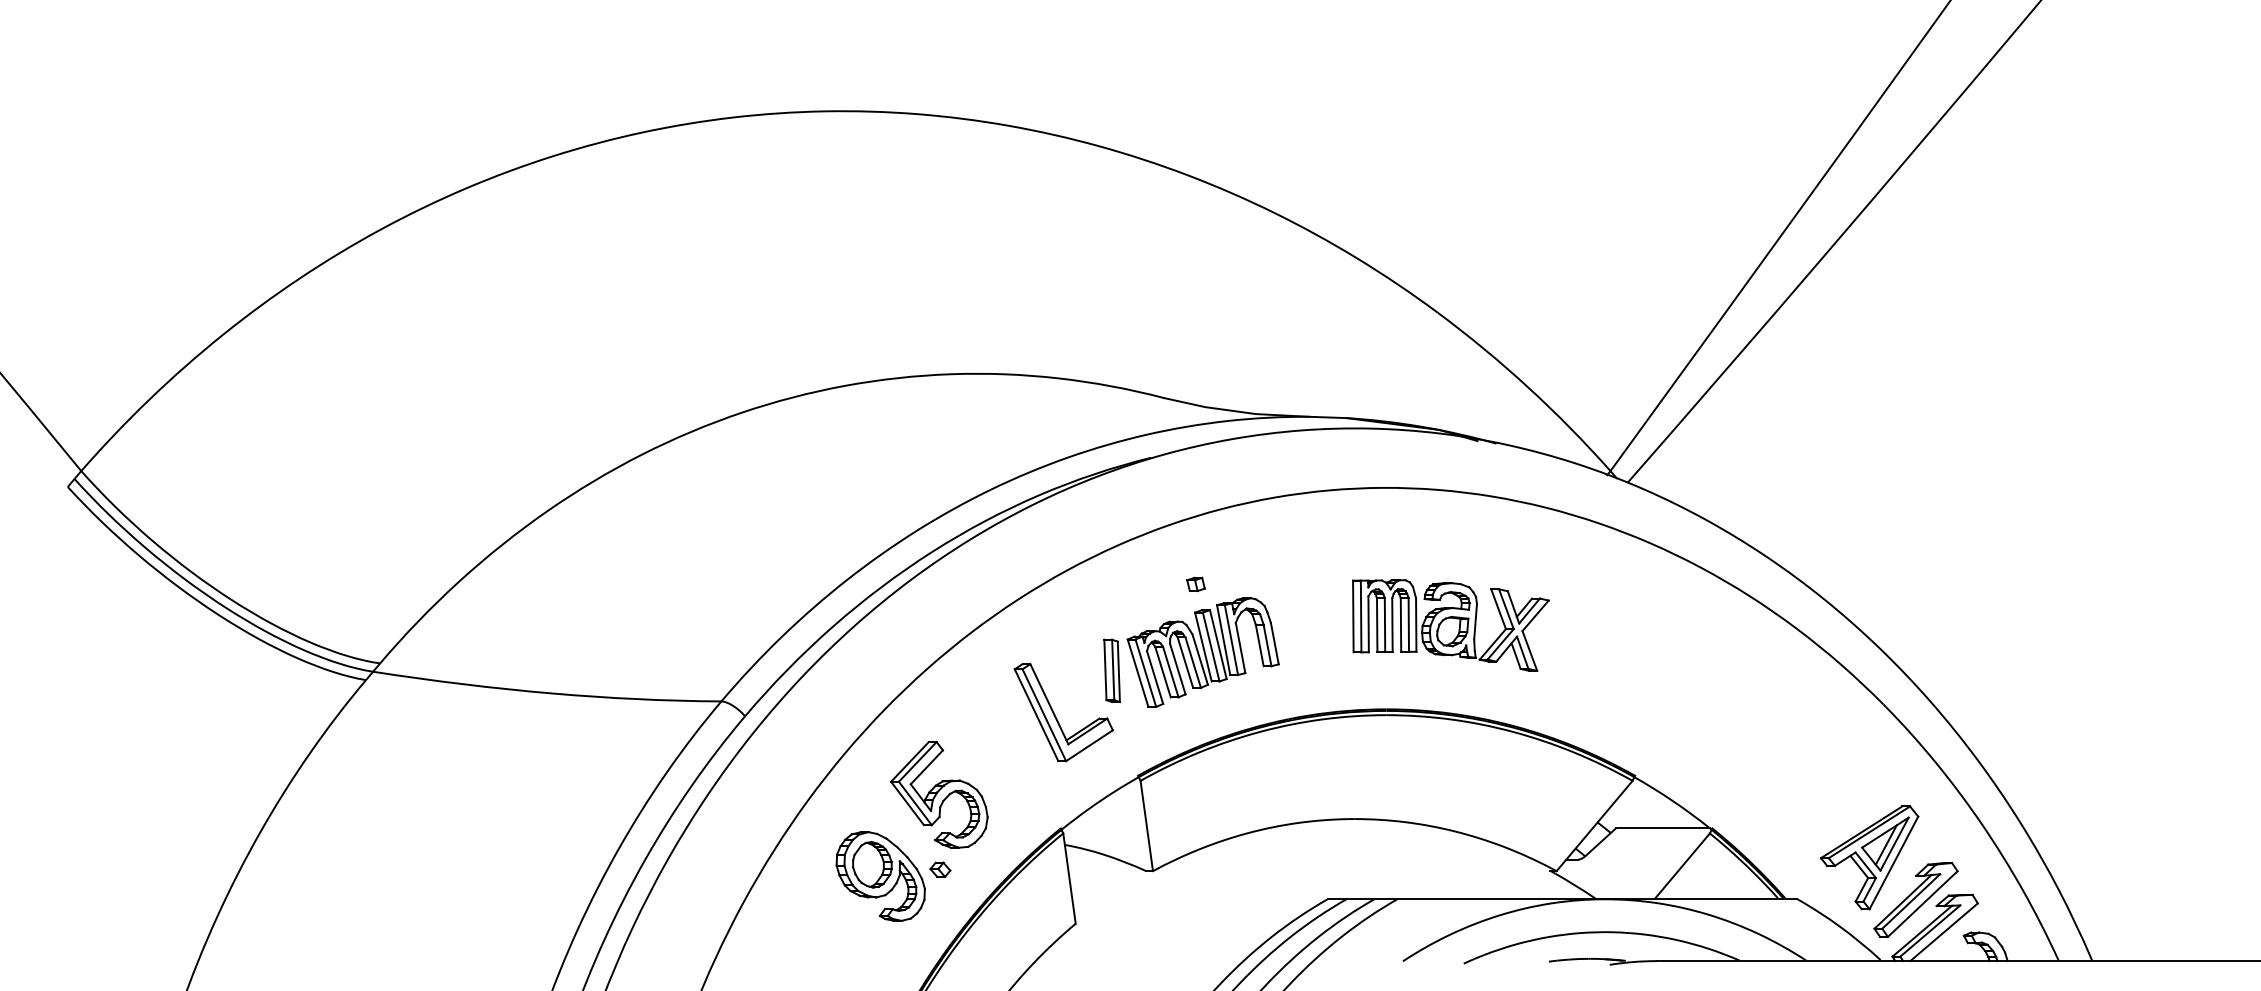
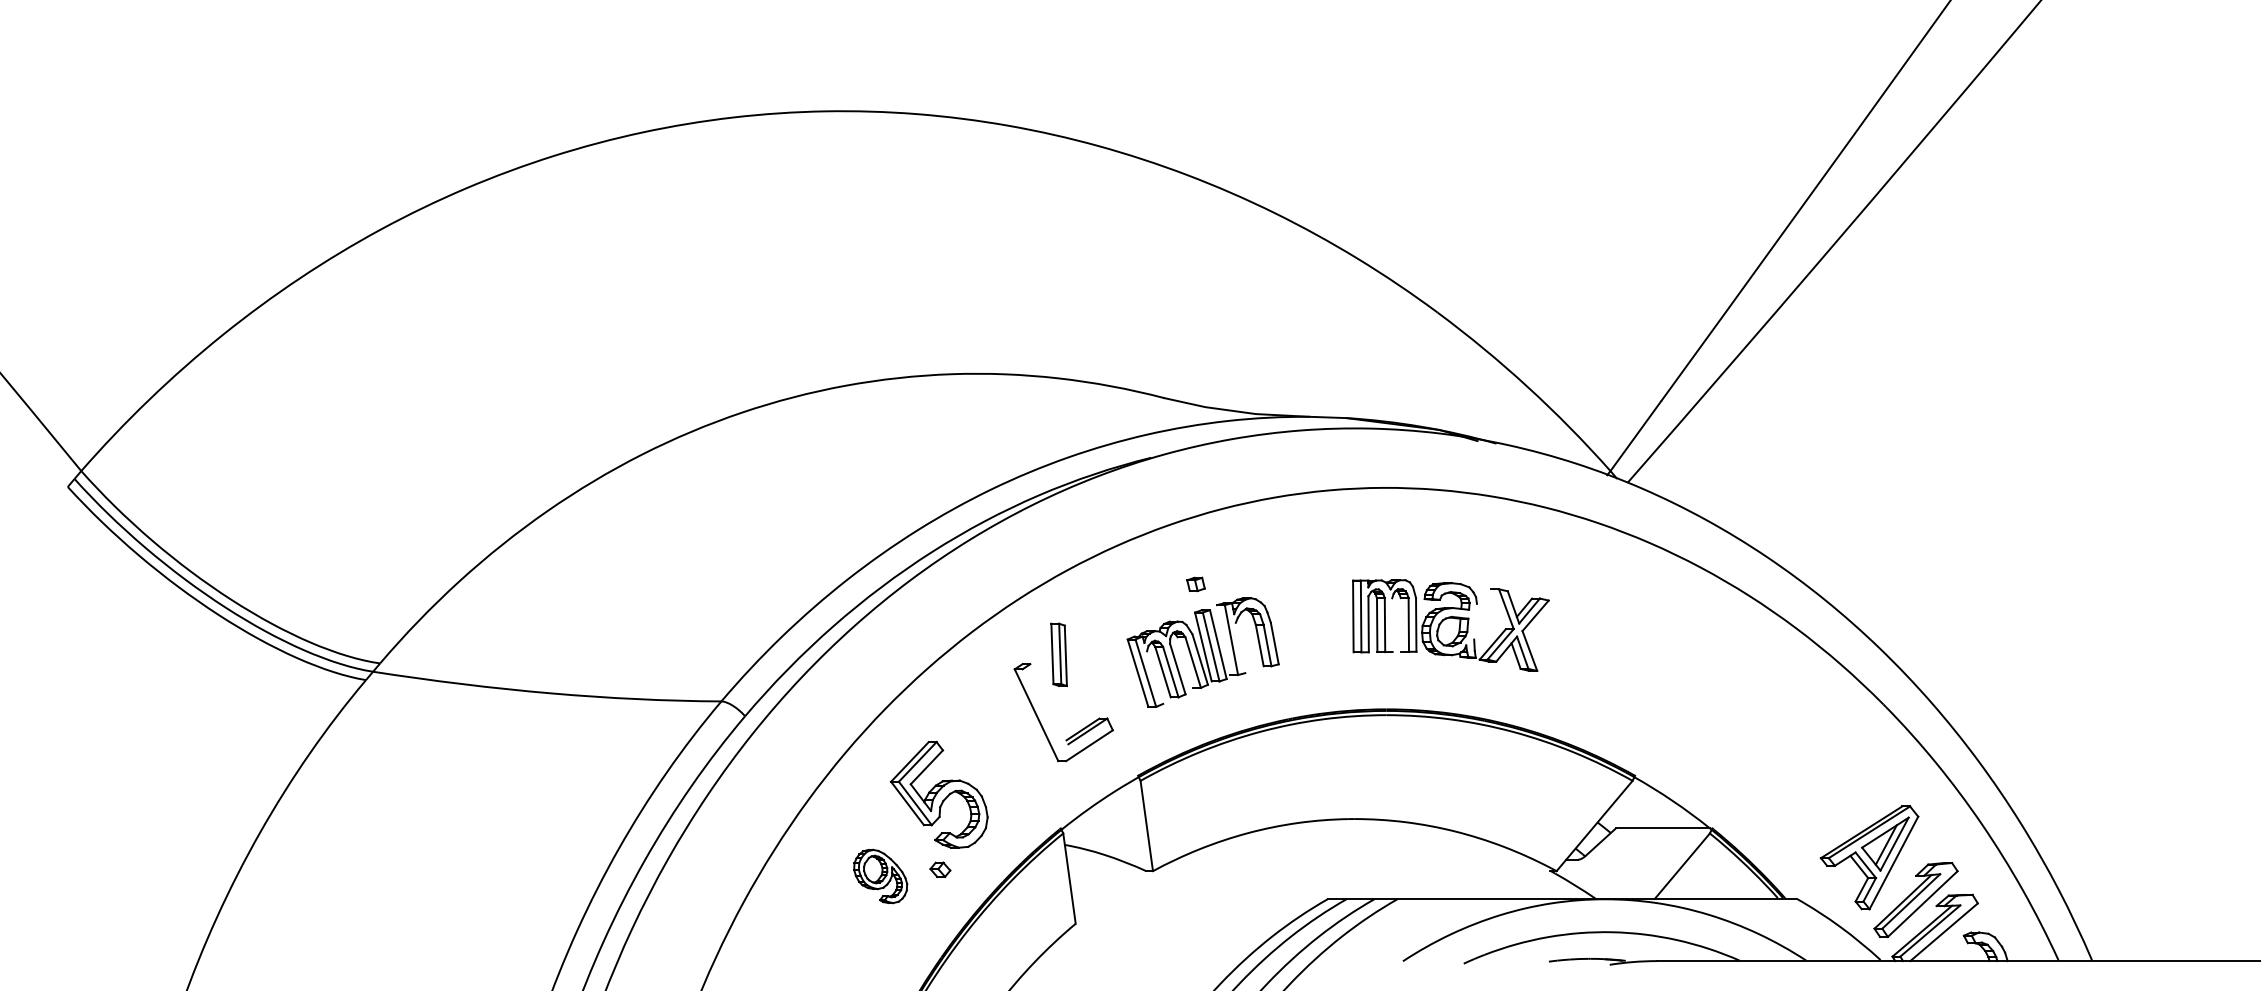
line: present -> none (1498, 609)
line: present -> none (1475, 621)
line: present -> none (1400, 624)
line: present -> none (1392, 625)
line: present -> none (1223, 640)
line: present -> none (1240, 647)
line: present -> none (1185, 662)
part position: (1111, 670) -> (1058, 654) (1058, 654)
line: present -> none (1155, 677)
line: present -> none (1049, 704)
line: present -> none (1044, 715)
part size: 91x91 px -> 56x57 px (880, 876)
